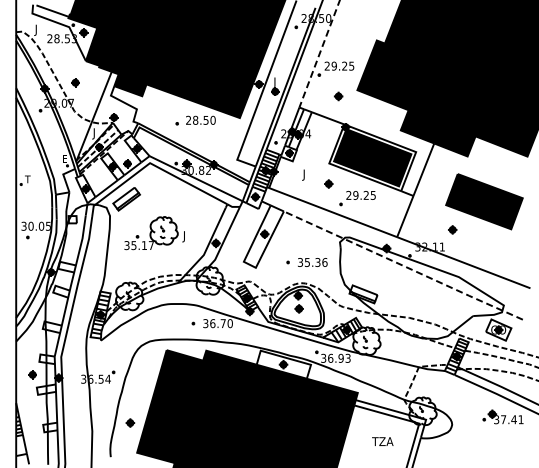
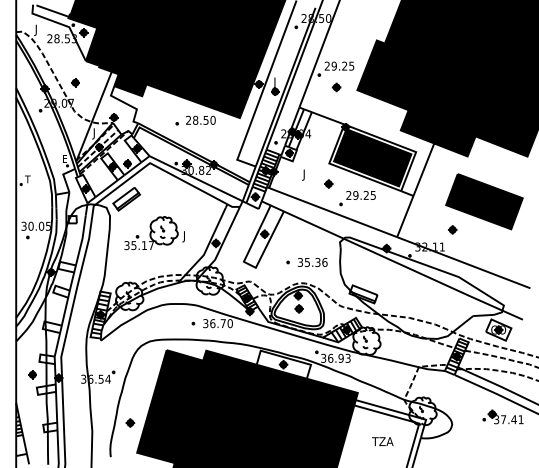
line: dashed -> solid (319, 54)
part position: (338, 96) -> (336, 87) (336, 87)
line: dashed -> solid (402, 265)
